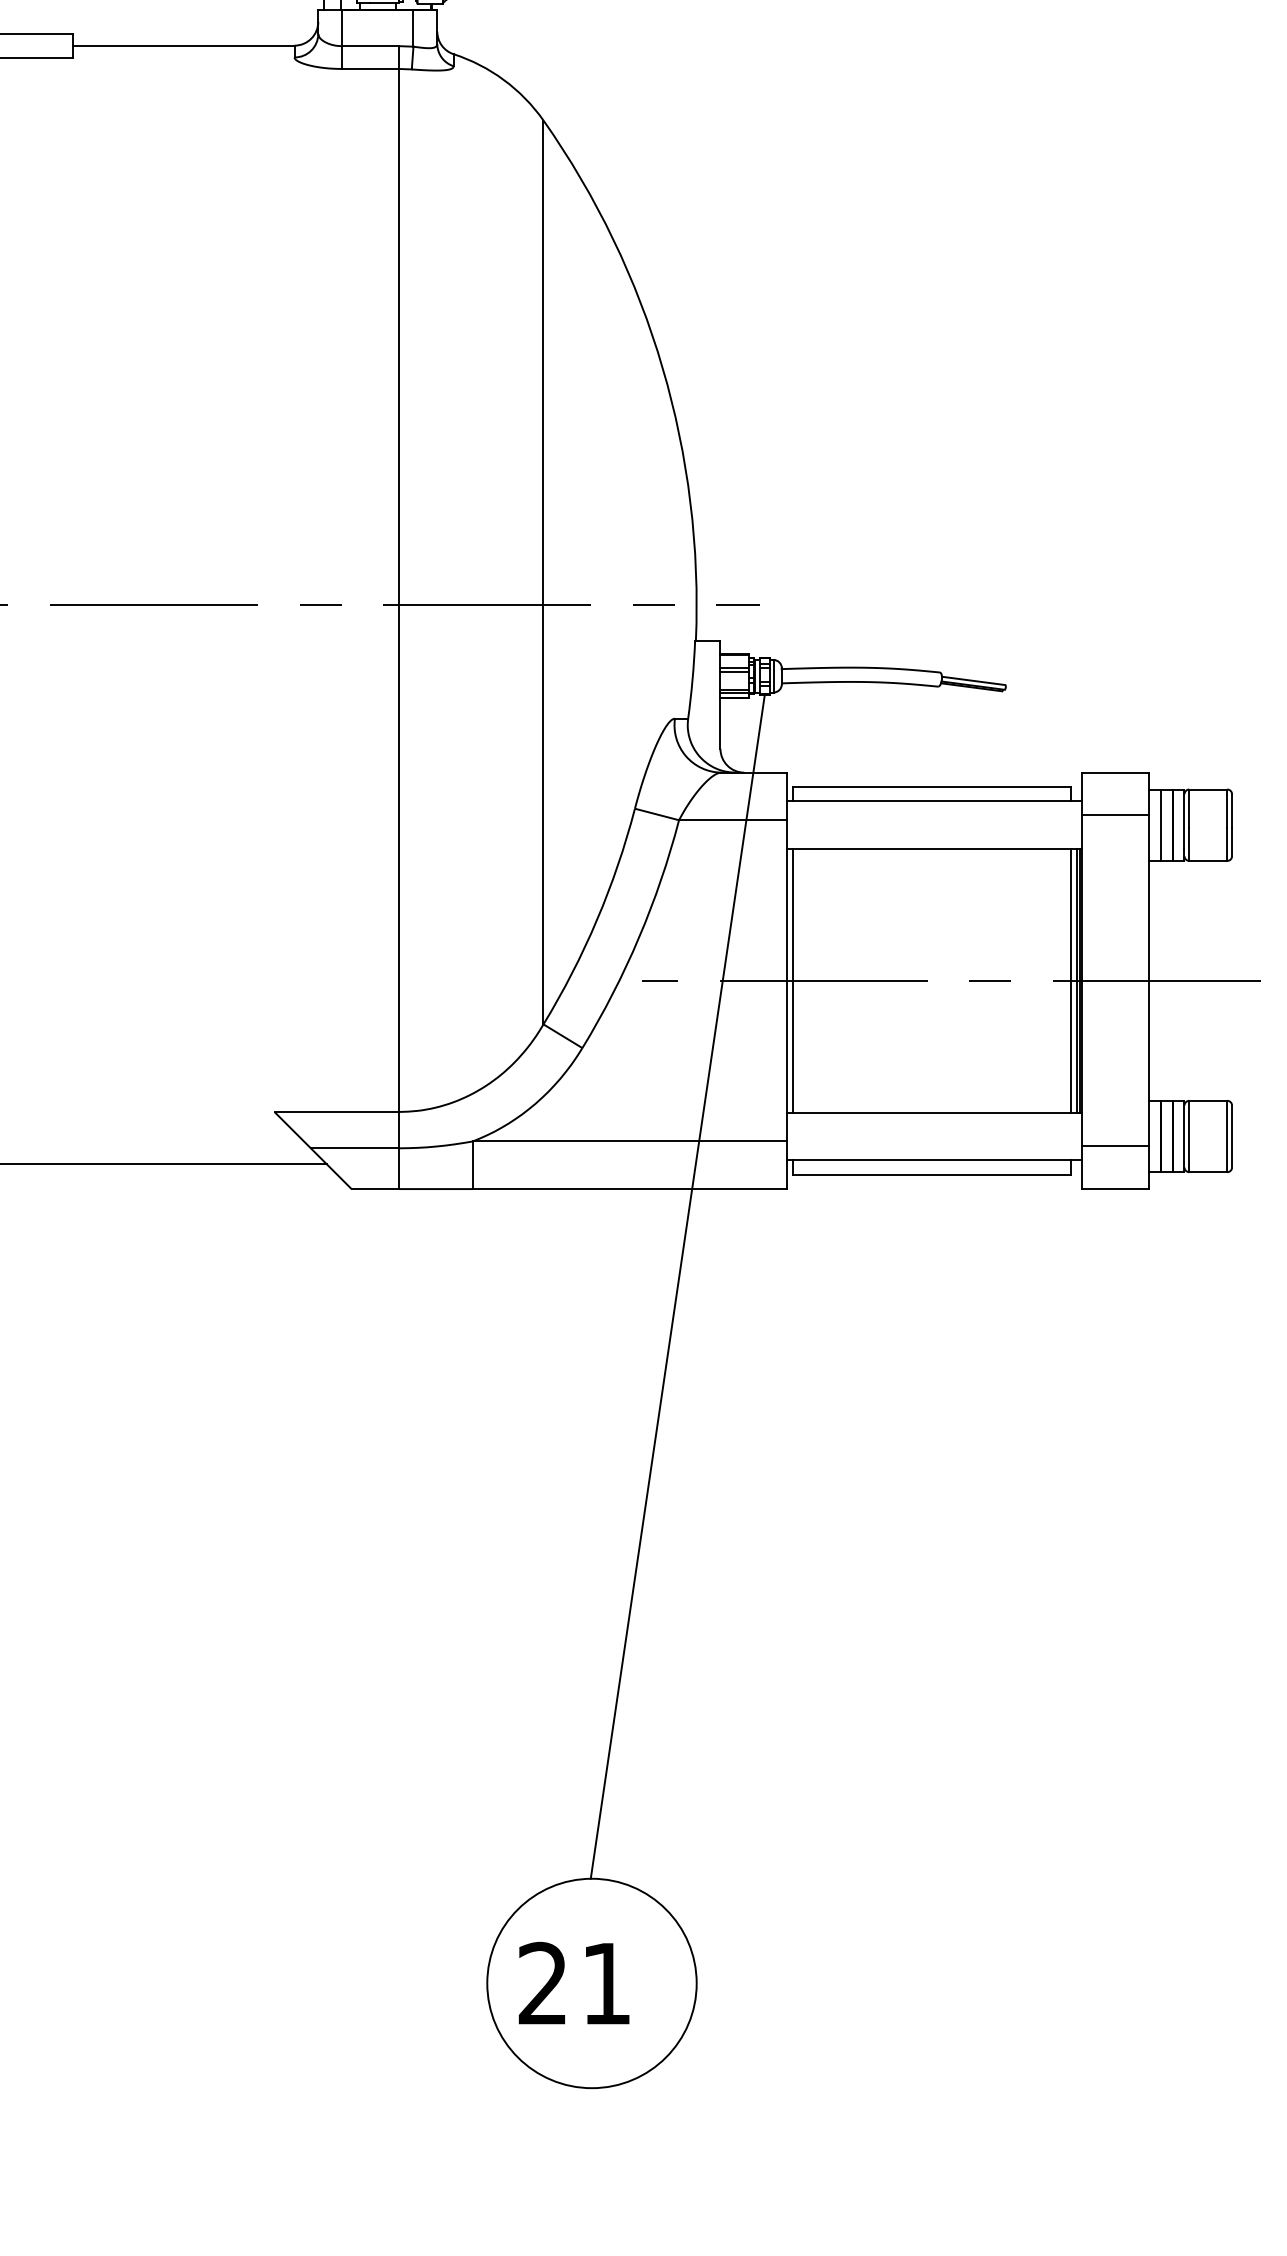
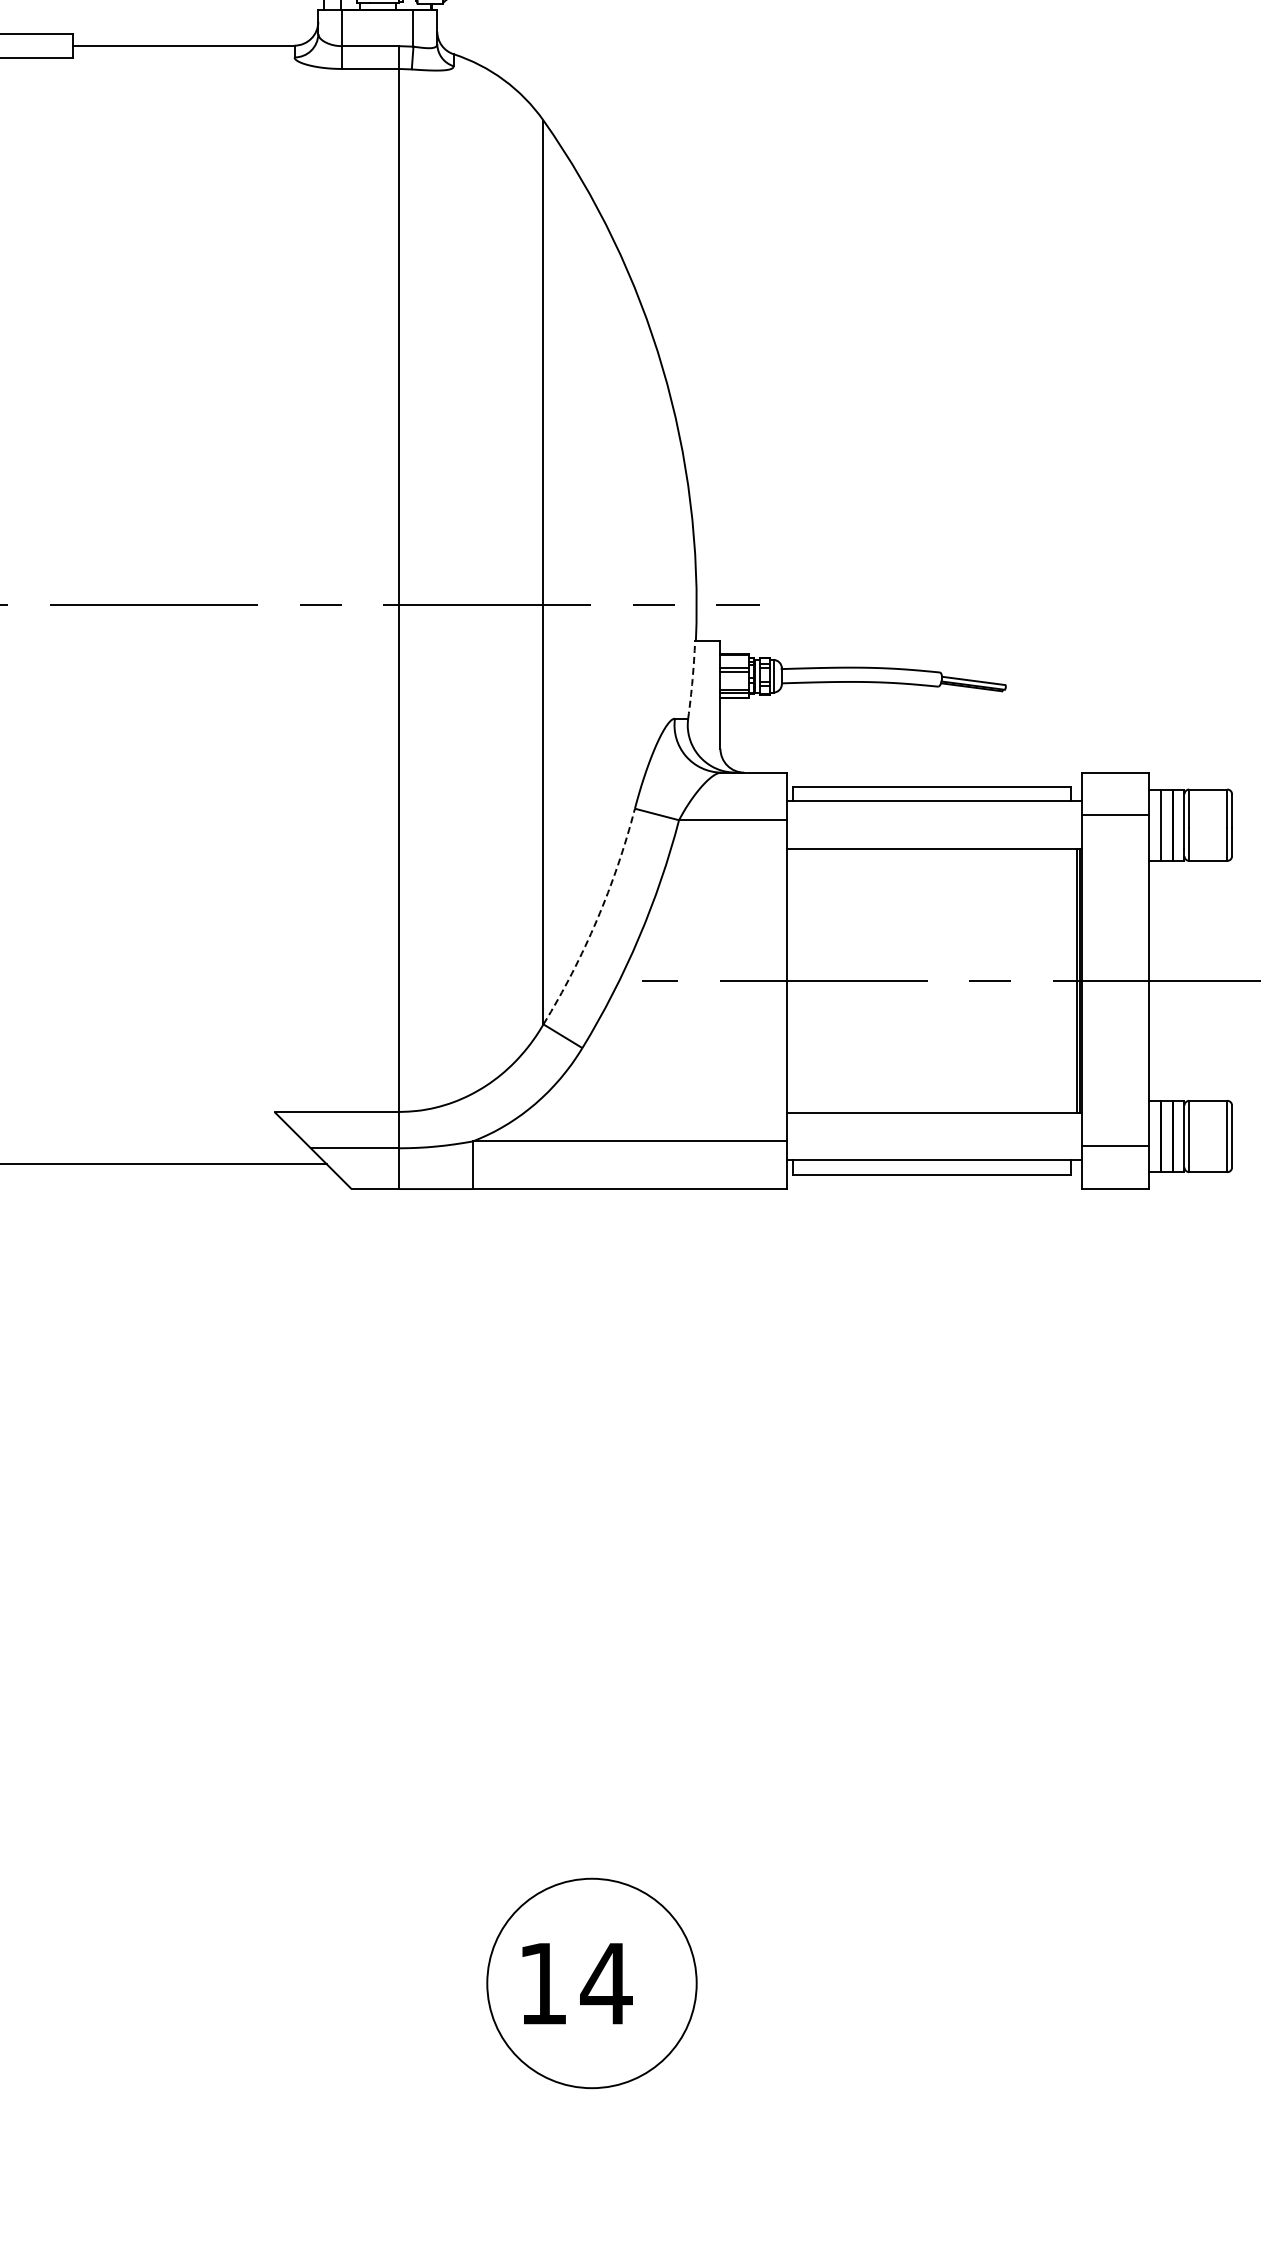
arc: solid -> dashed (692, 679)
arc: solid -> dashed (597, 919)
line: present -> none (793, 980)
line: present -> none (1071, 980)
line: present -> none (677, 1286)
text: 21 -> 14 (575, 1982)
